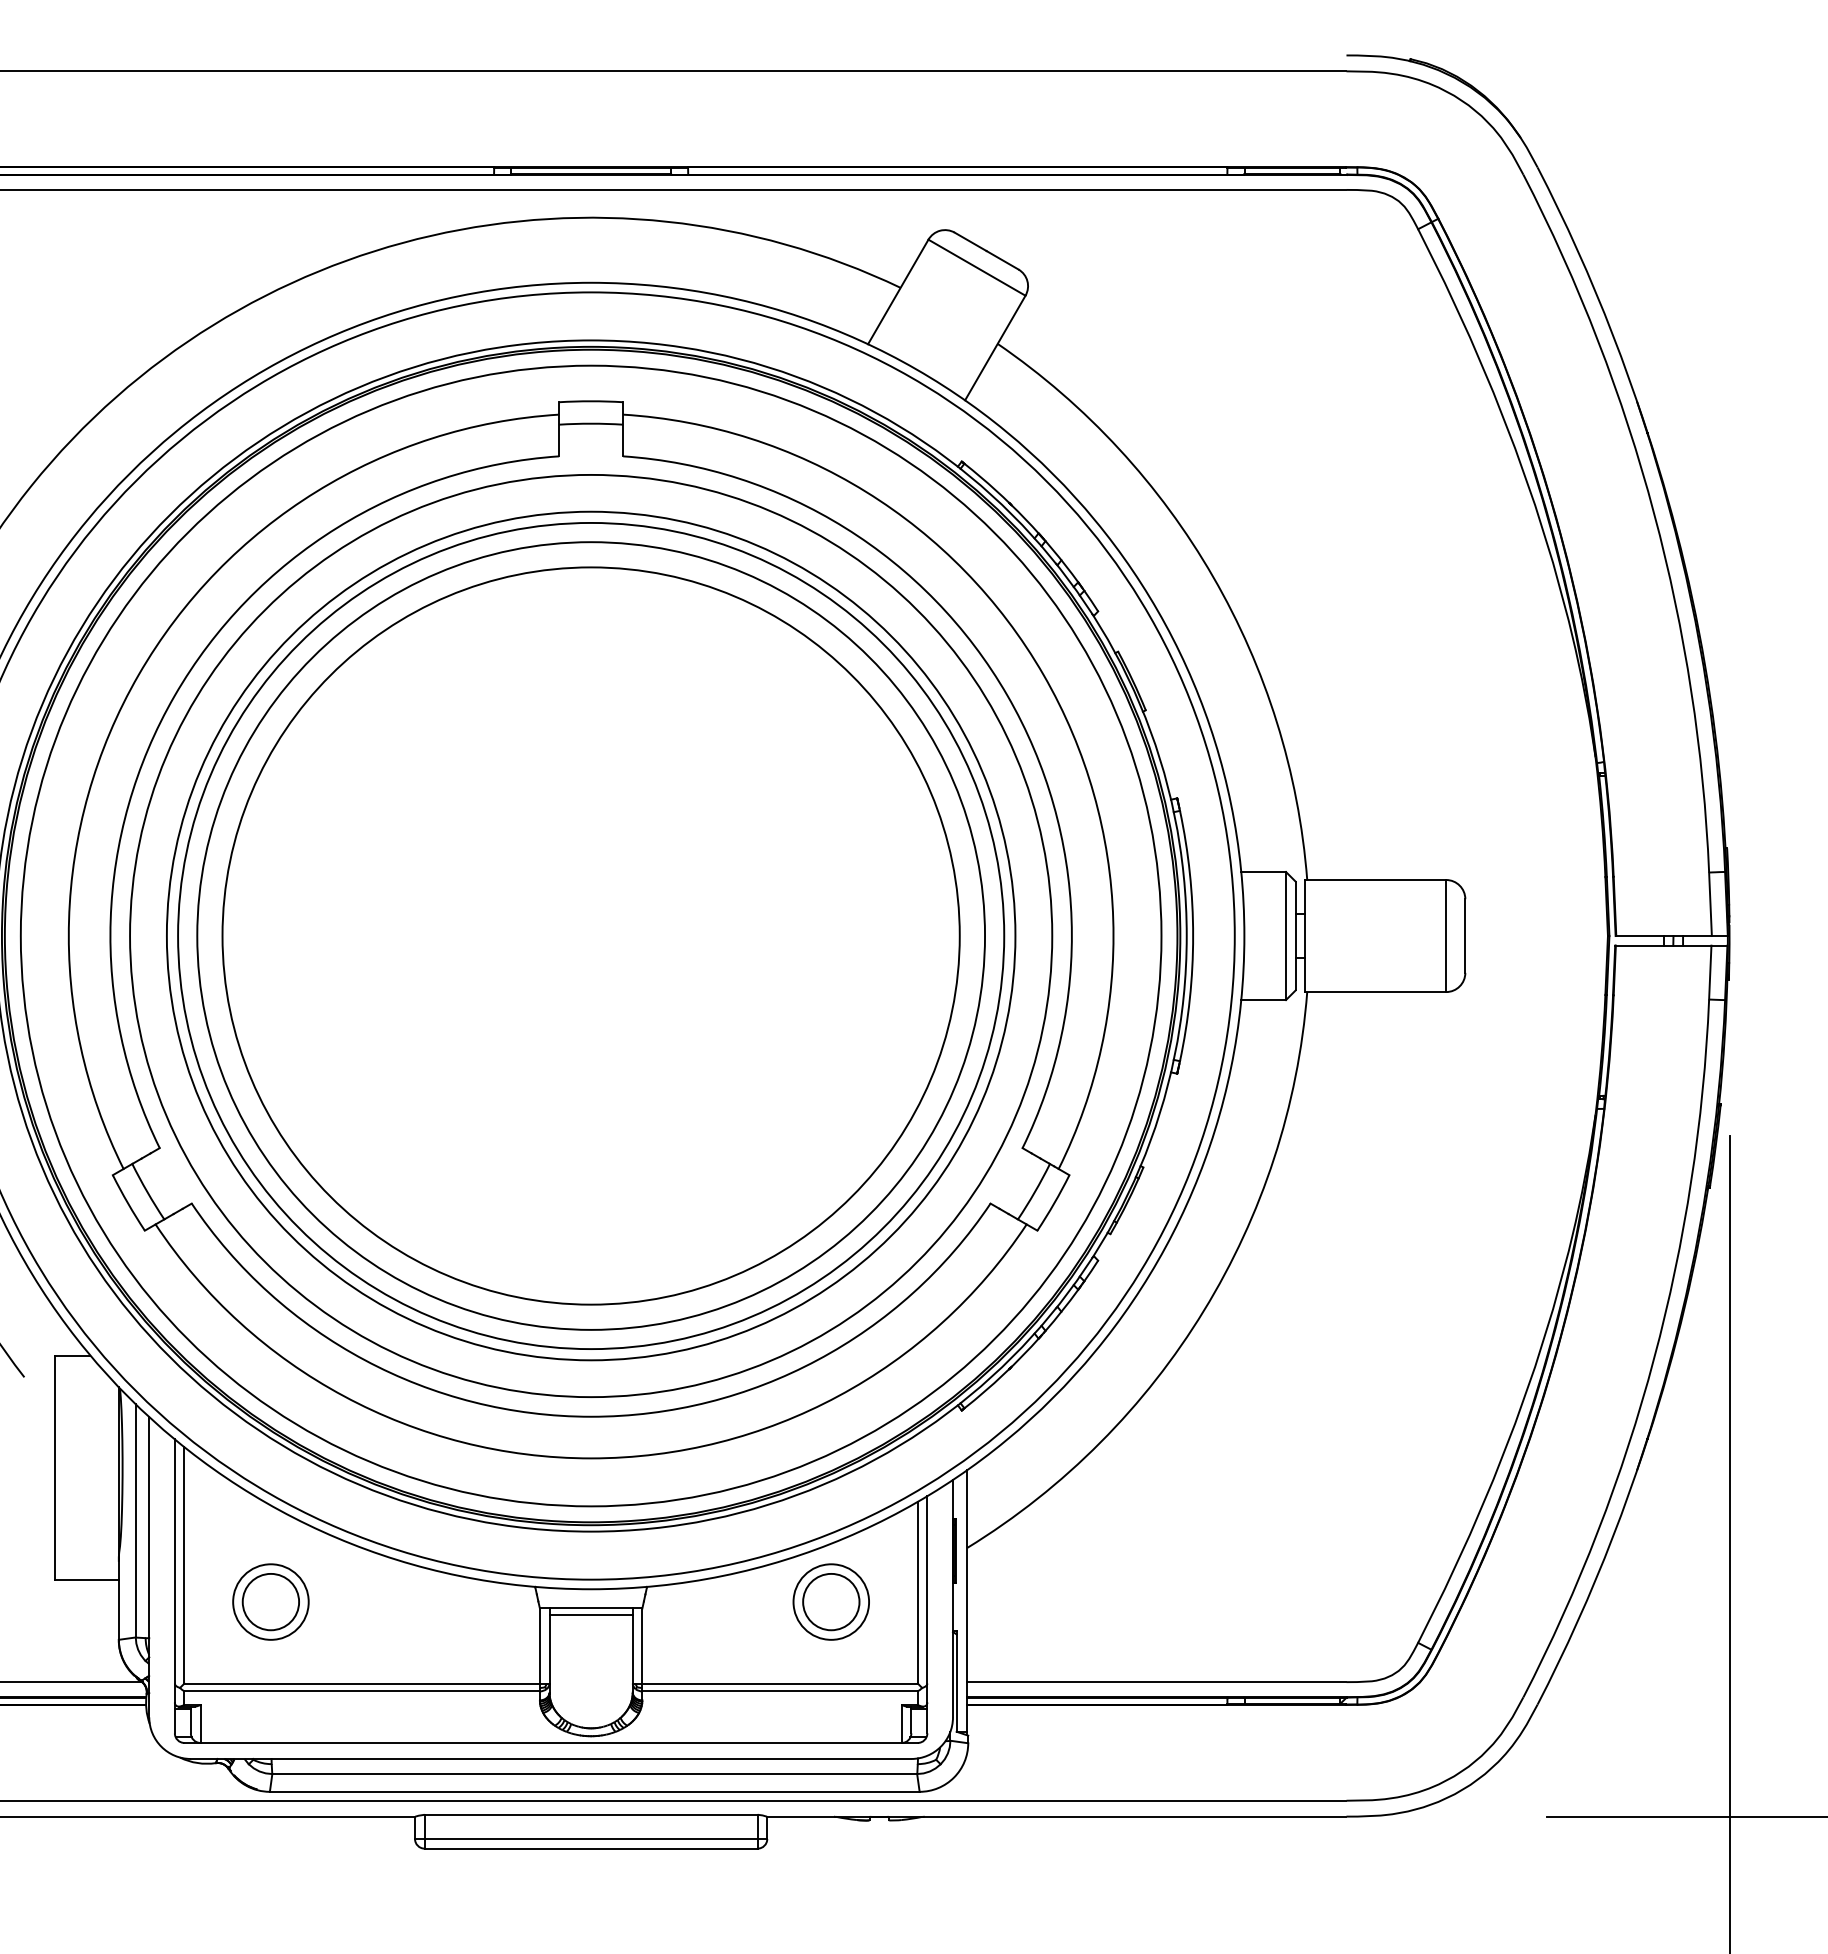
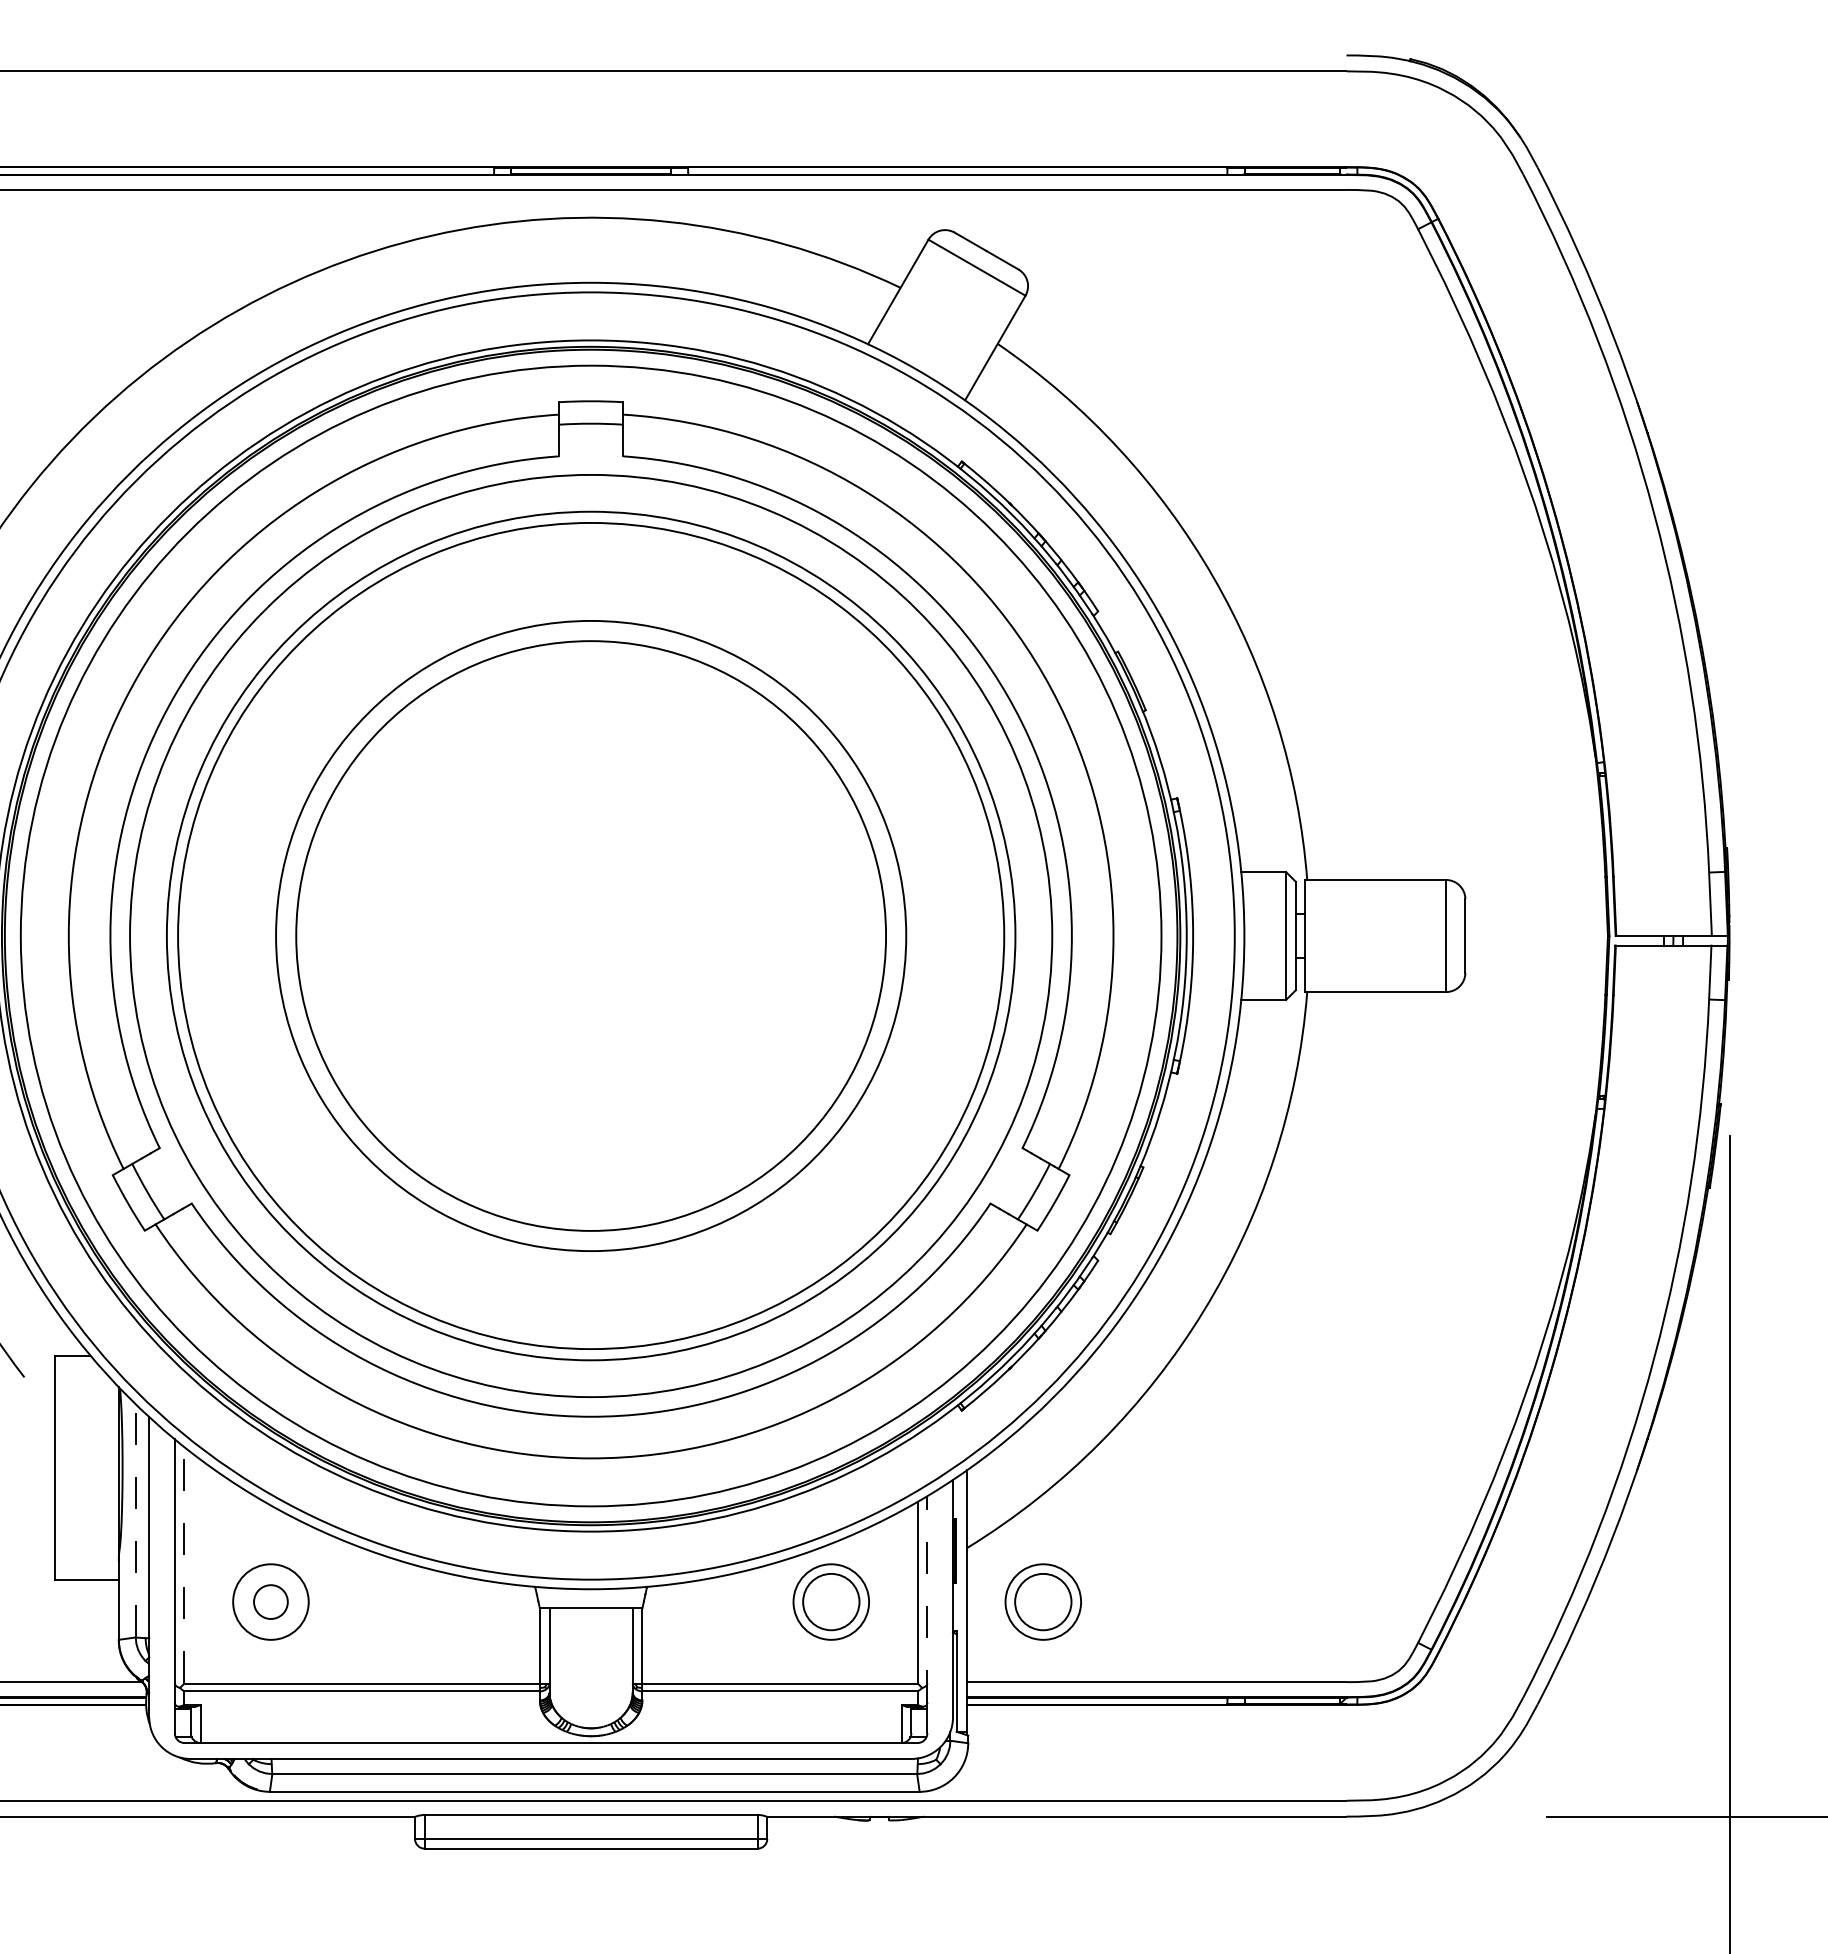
circle diameter: 737 px -> 590 px (591, 935)
circle diameter: 788 px -> 630 px (591, 935)
line: solid -> dashed (135, 1520)
line: solid -> dashed (184, 1564)
line: solid -> dashed (927, 1598)
circle diameter: 56 px -> 34 px (270, 1601)
part: none -> present (1042, 1601)
line: present -> none (590, 1614)
